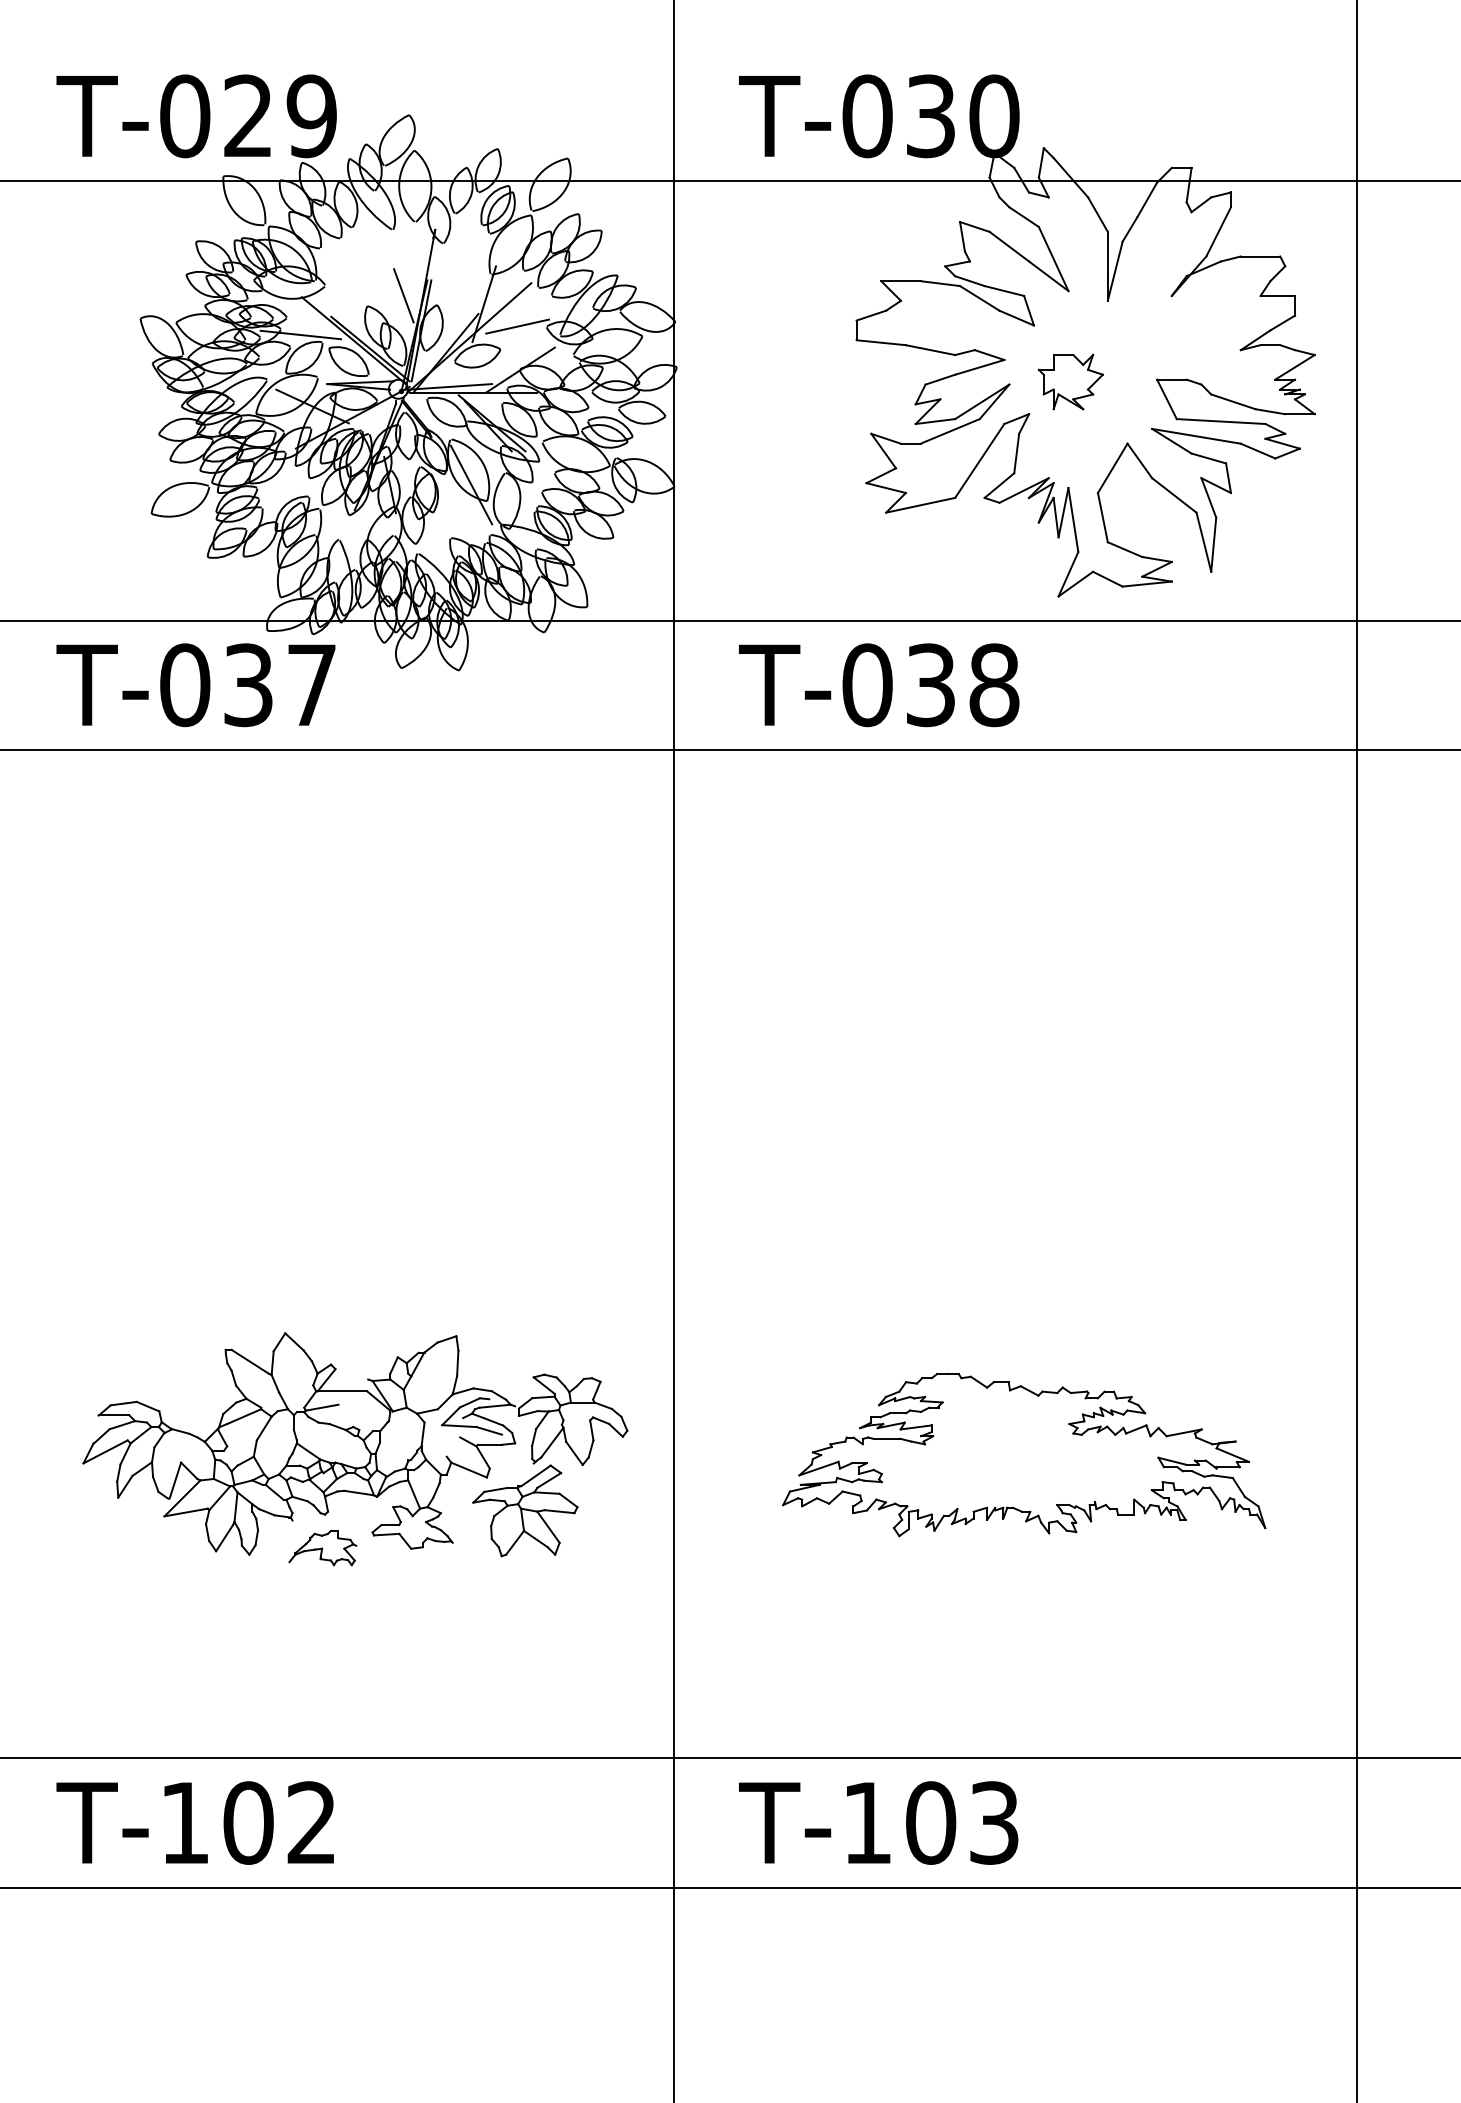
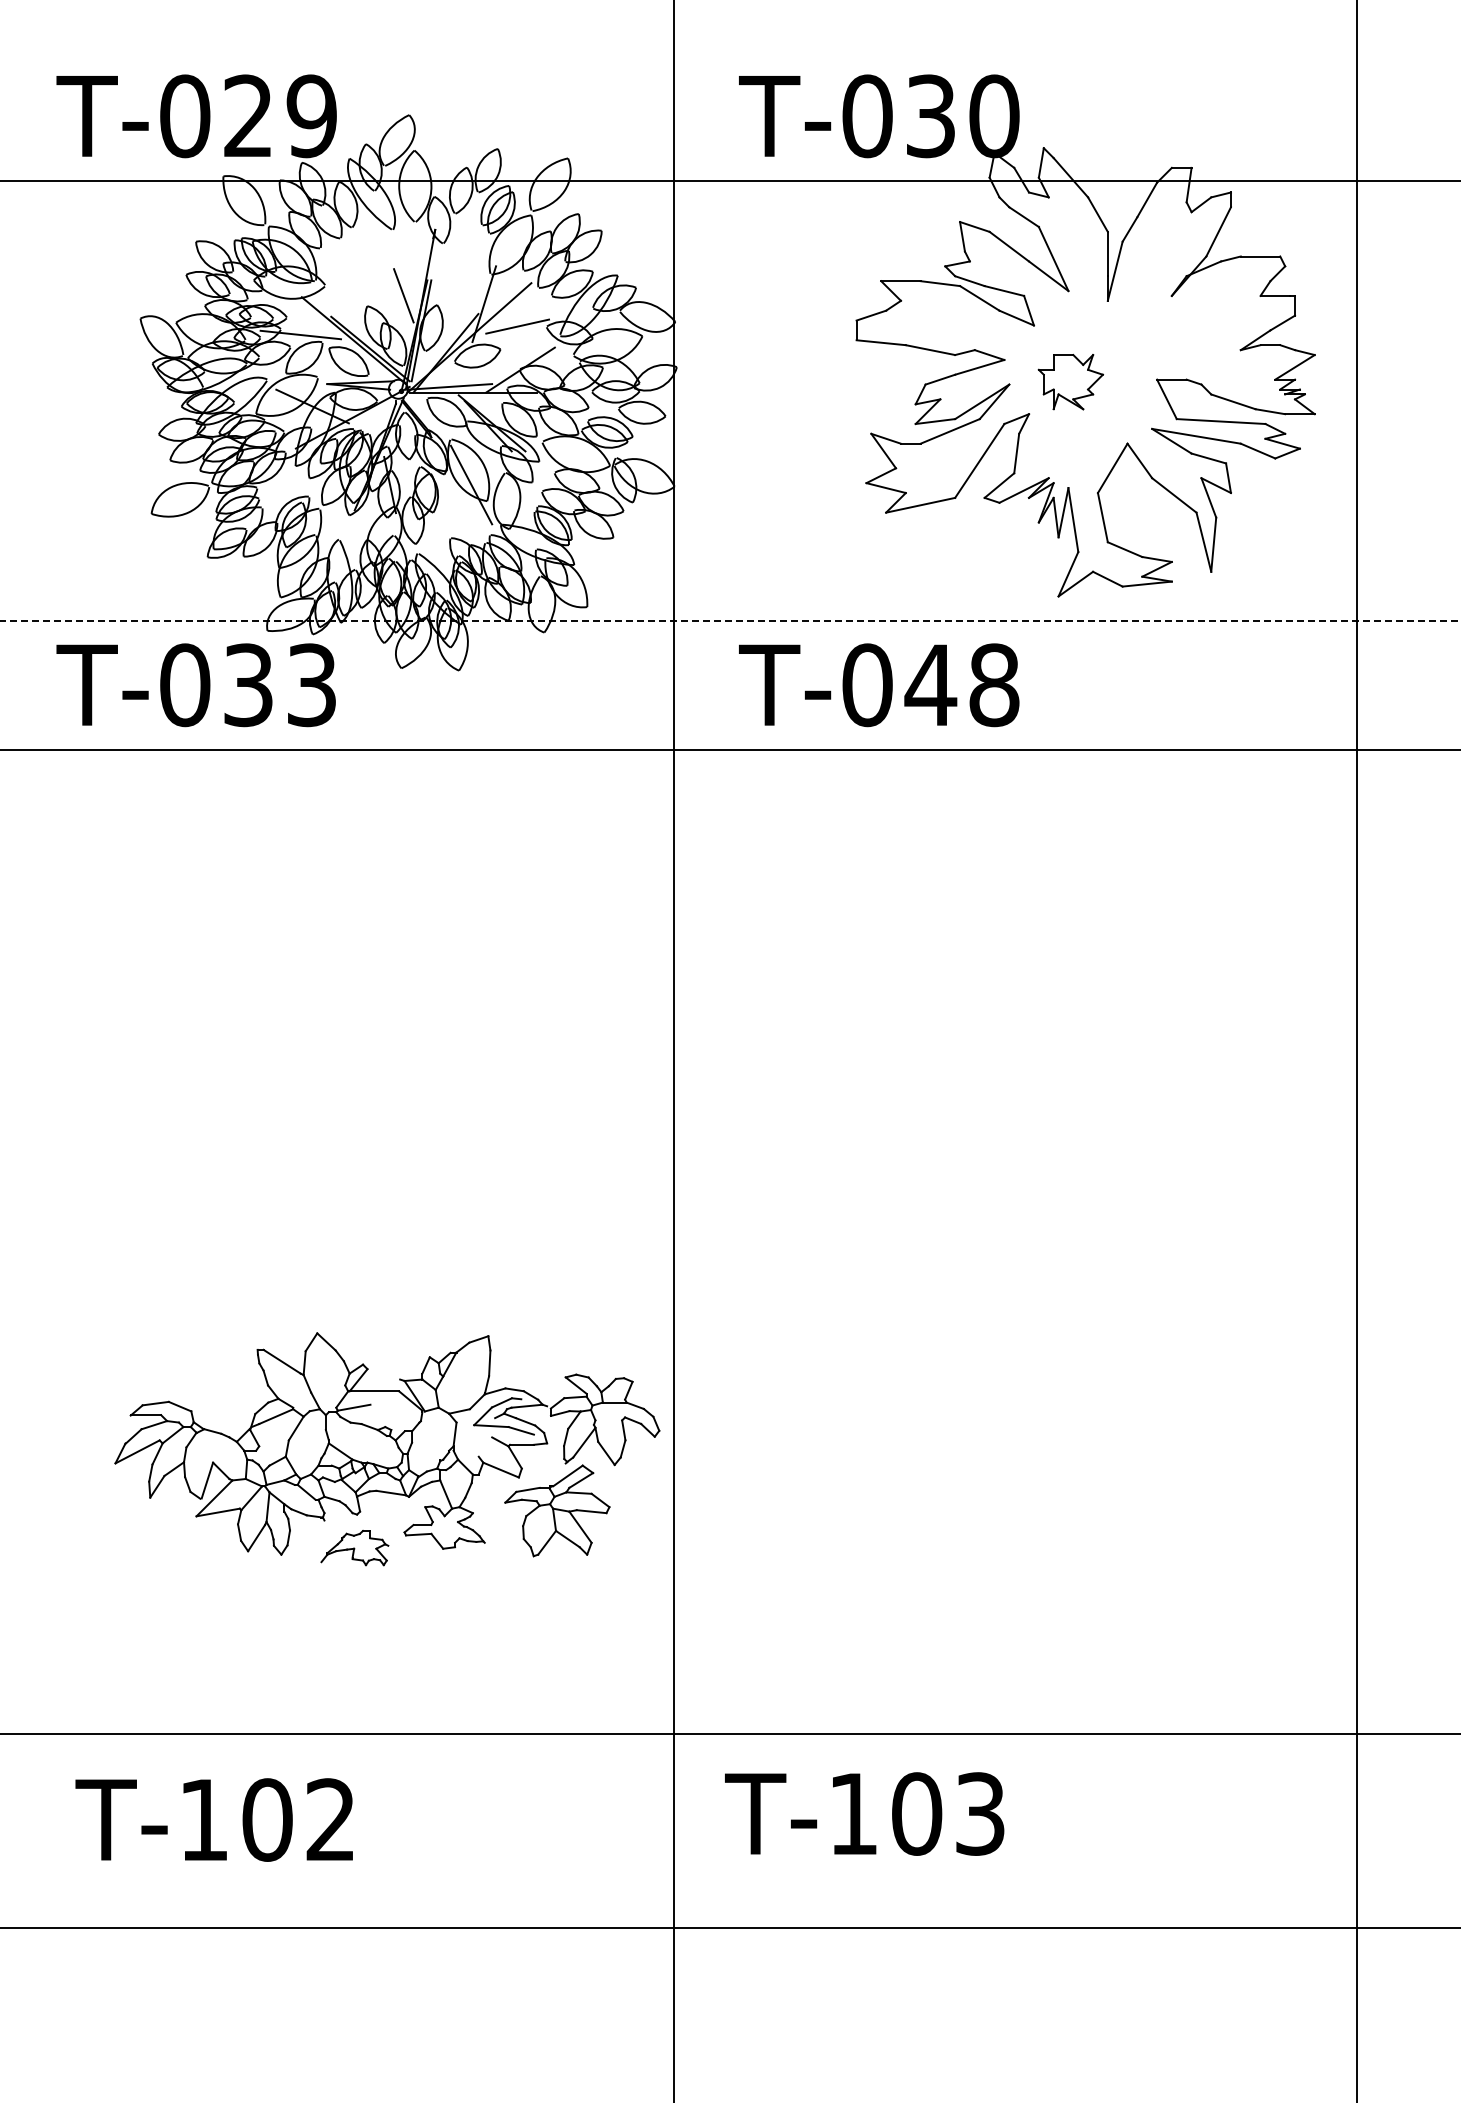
line: solid -> dashed (730, 620)
text: T-037 -> T-033 (311, 685)
text: T-038 -> T-048 (930, 685)
part position: (355, 1449) -> (387, 1449) (387, 1449)
part: present -> none (1024, 1455)
line position: (729, 1758) -> (729, 1734) (729, 1734)
text position: (194, 1822) -> (213, 1819) (213, 1819)
text position: (878, 1822) -> (864, 1813) (864, 1813)
line position: (729, 1887) -> (729, 1927) (729, 1927)
